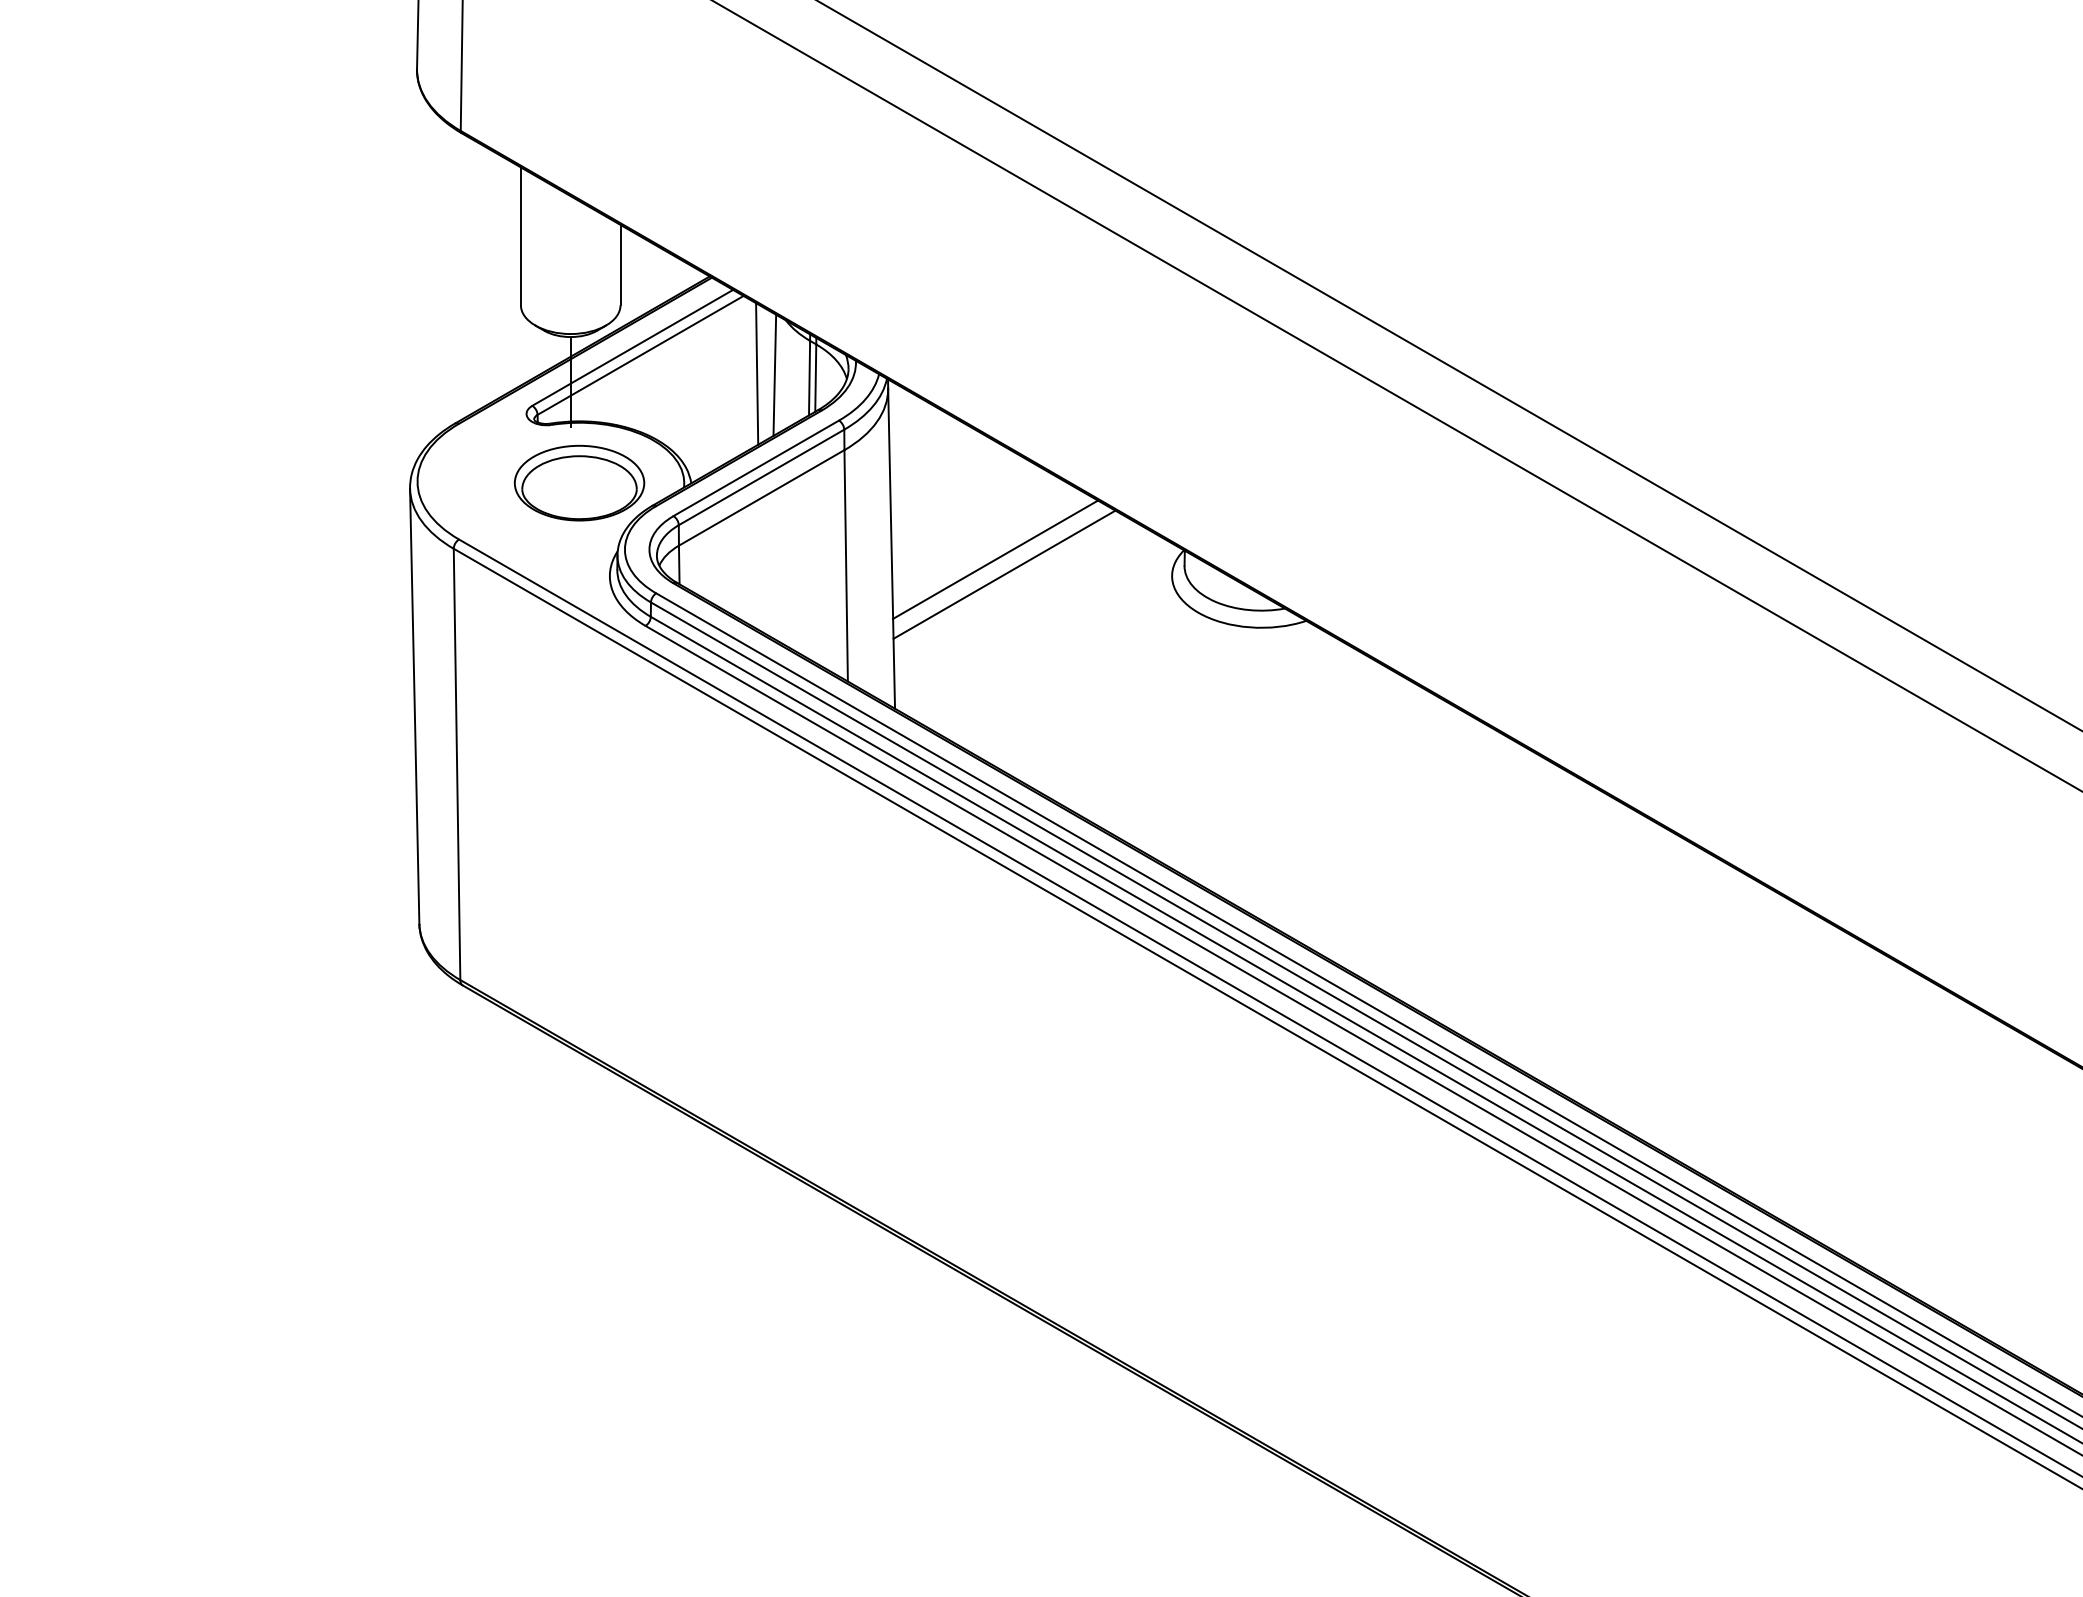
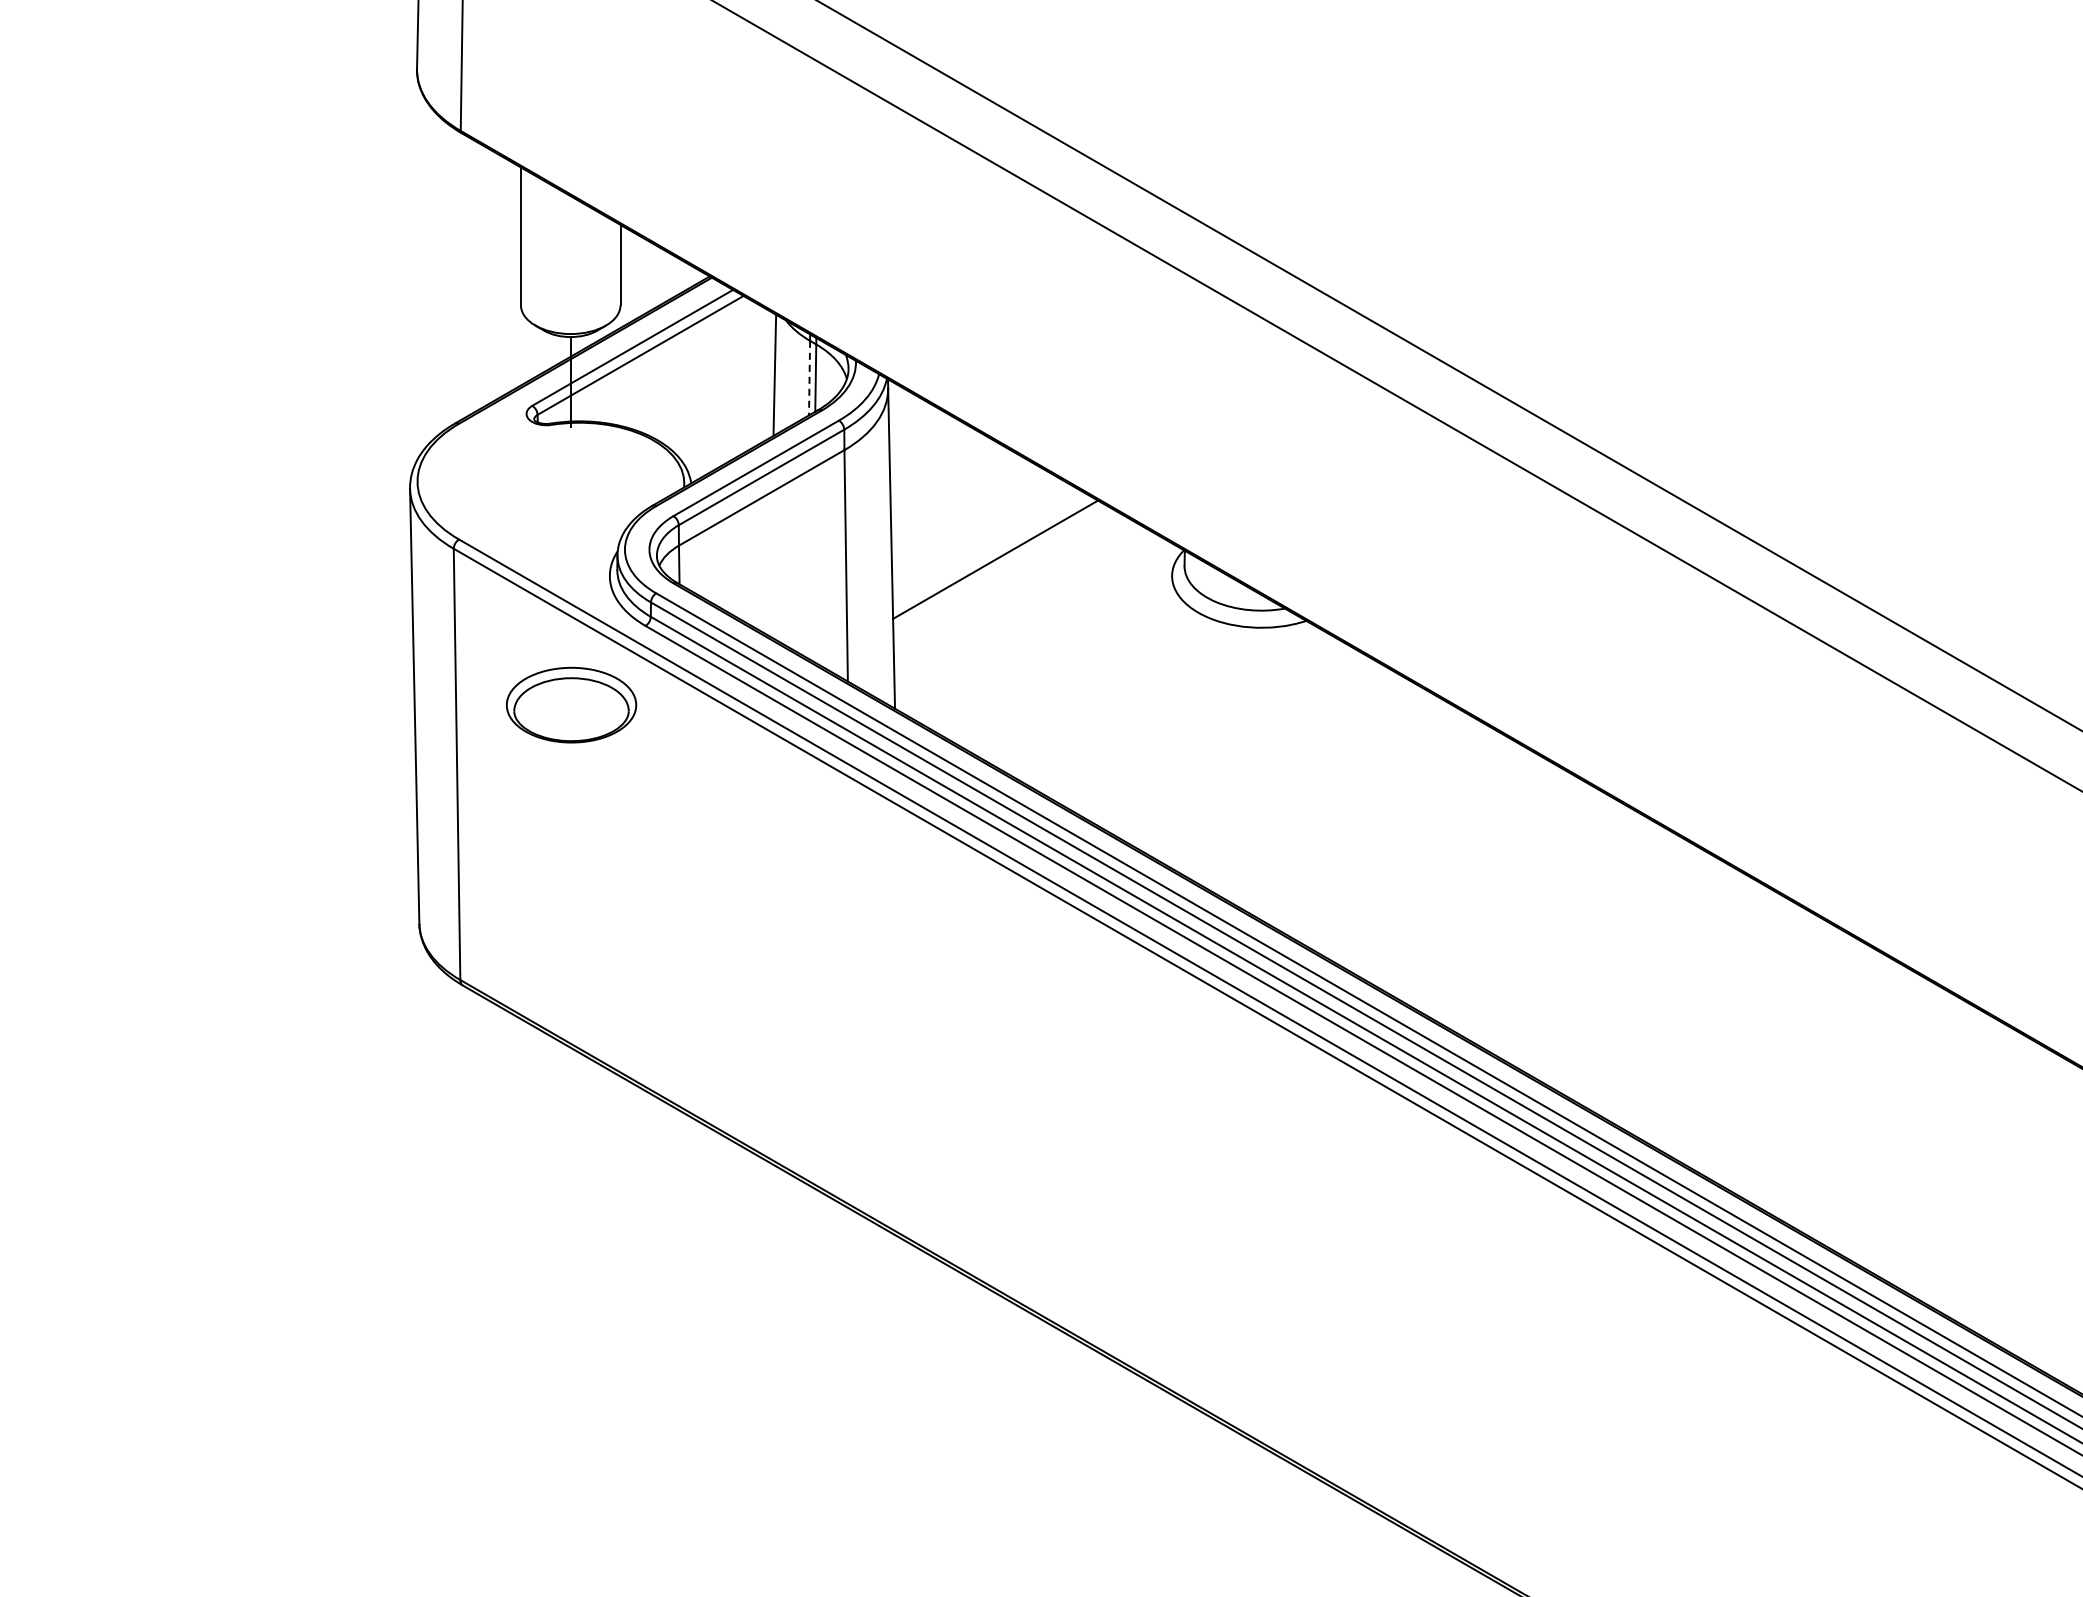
line: present -> none (757, 373)
line: solid -> dashed (809, 378)
part position: (579, 482) -> (571, 704) (571, 704)
line: present -> none (1004, 574)
